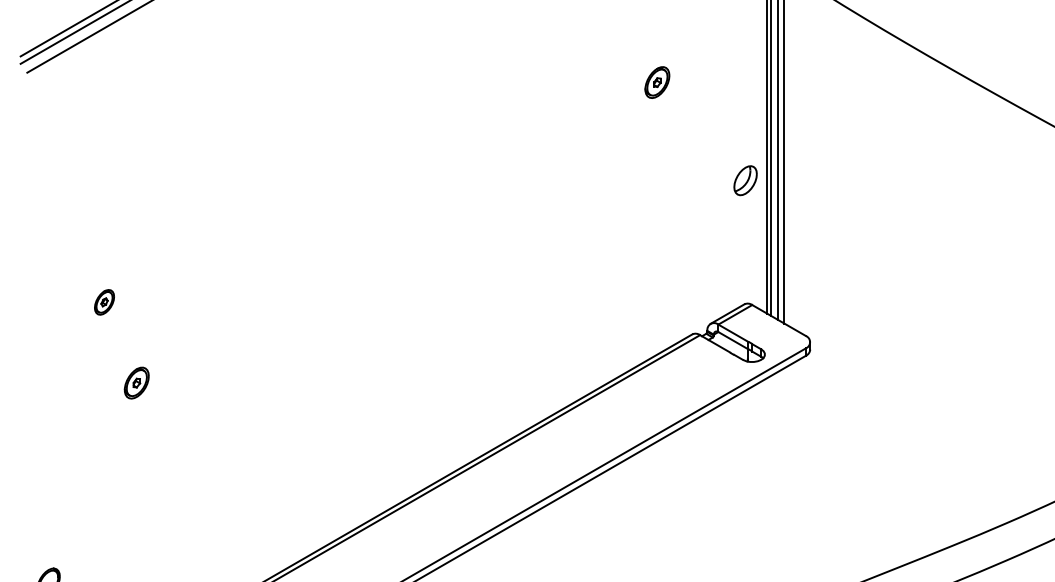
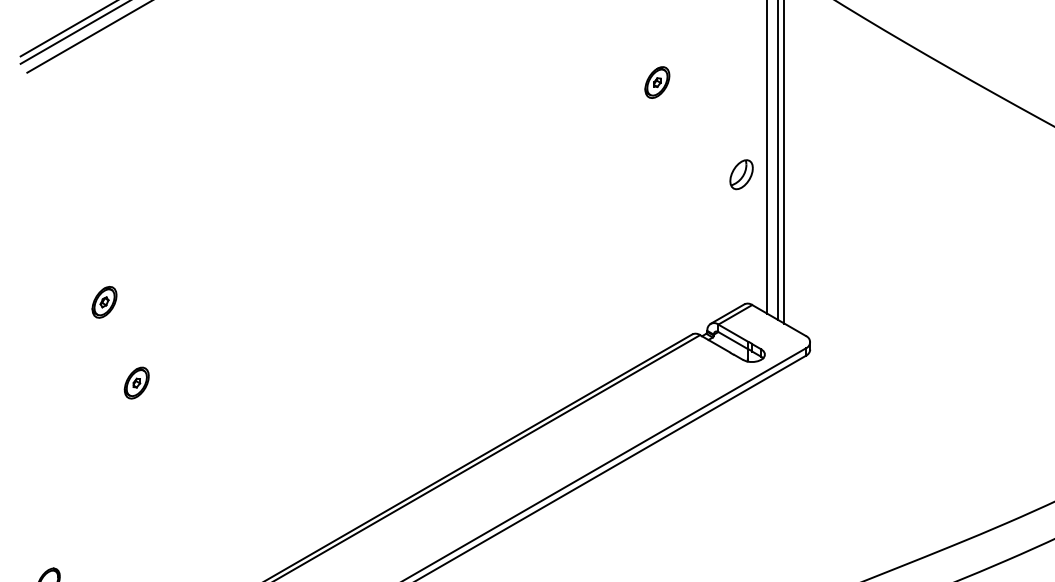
line: present -> none (771, 159)
part position: (745, 180) -> (741, 174) (741, 174)
part size: 21x27 px -> 27x33 px (104, 302)
